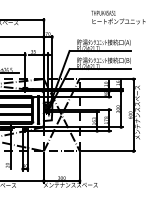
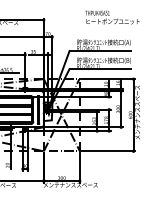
text position: (118, 17) -> (112, 17) (112, 17)
